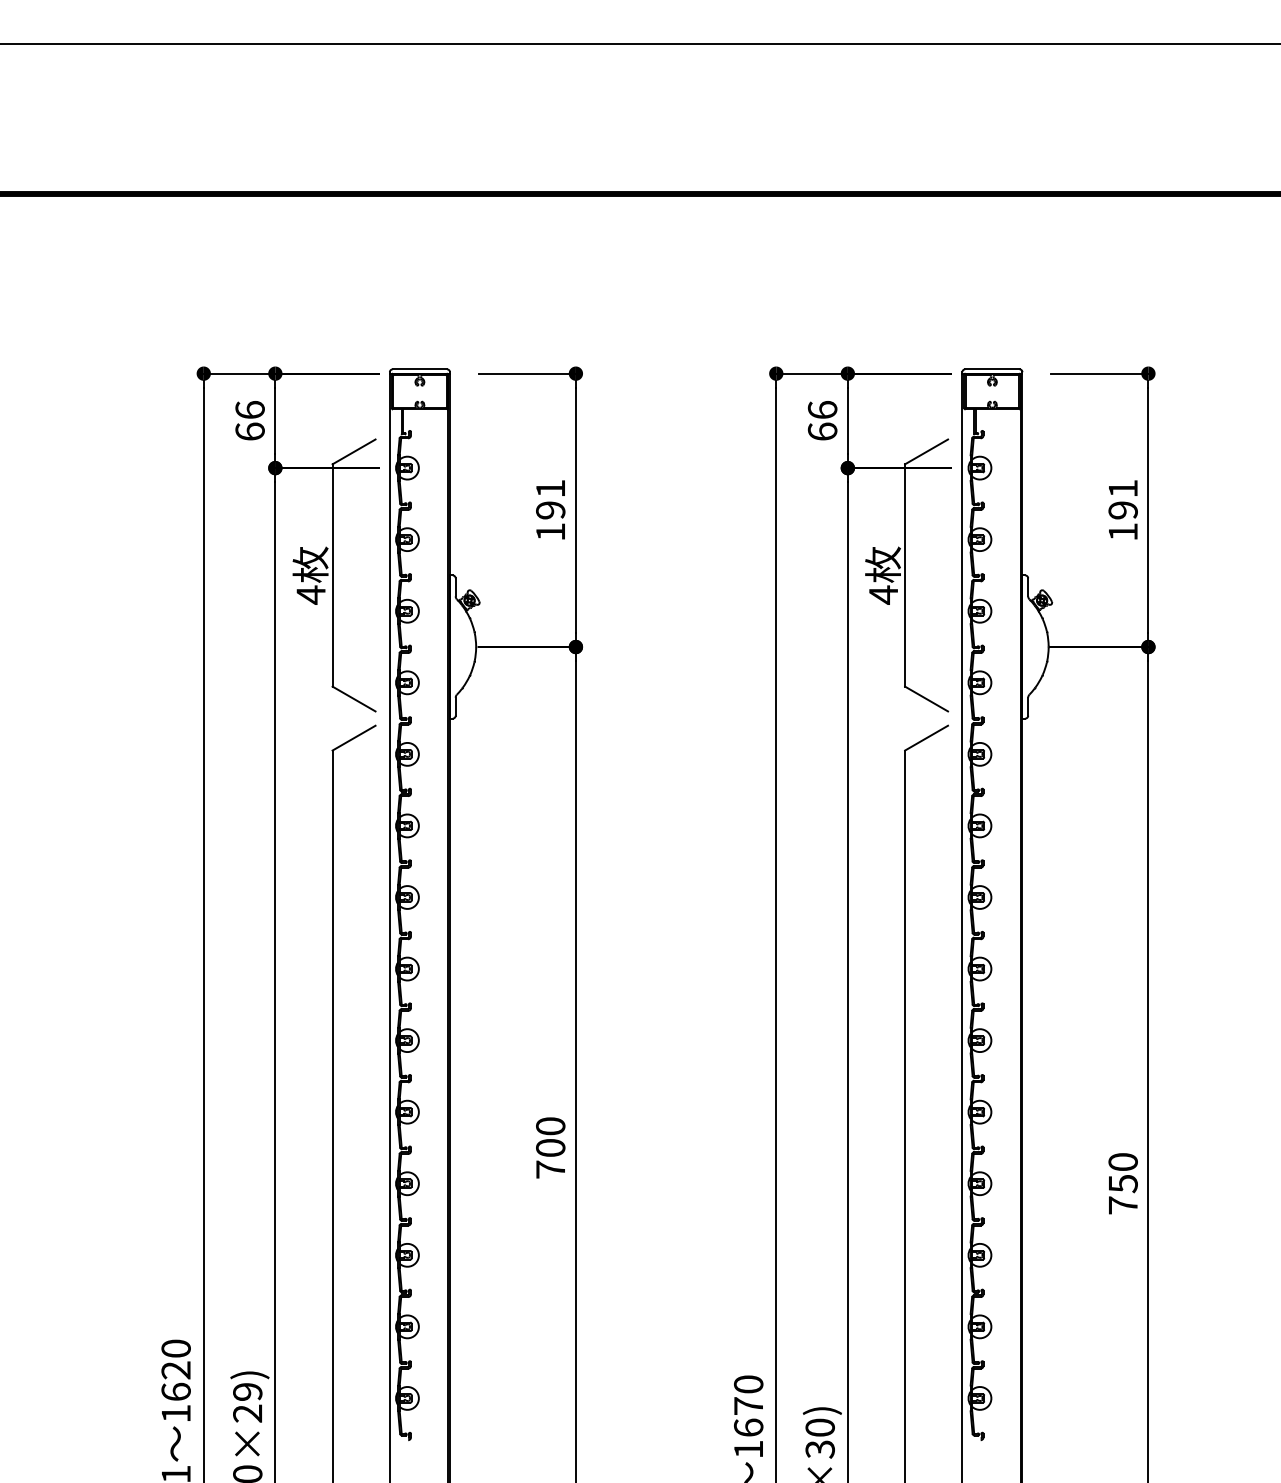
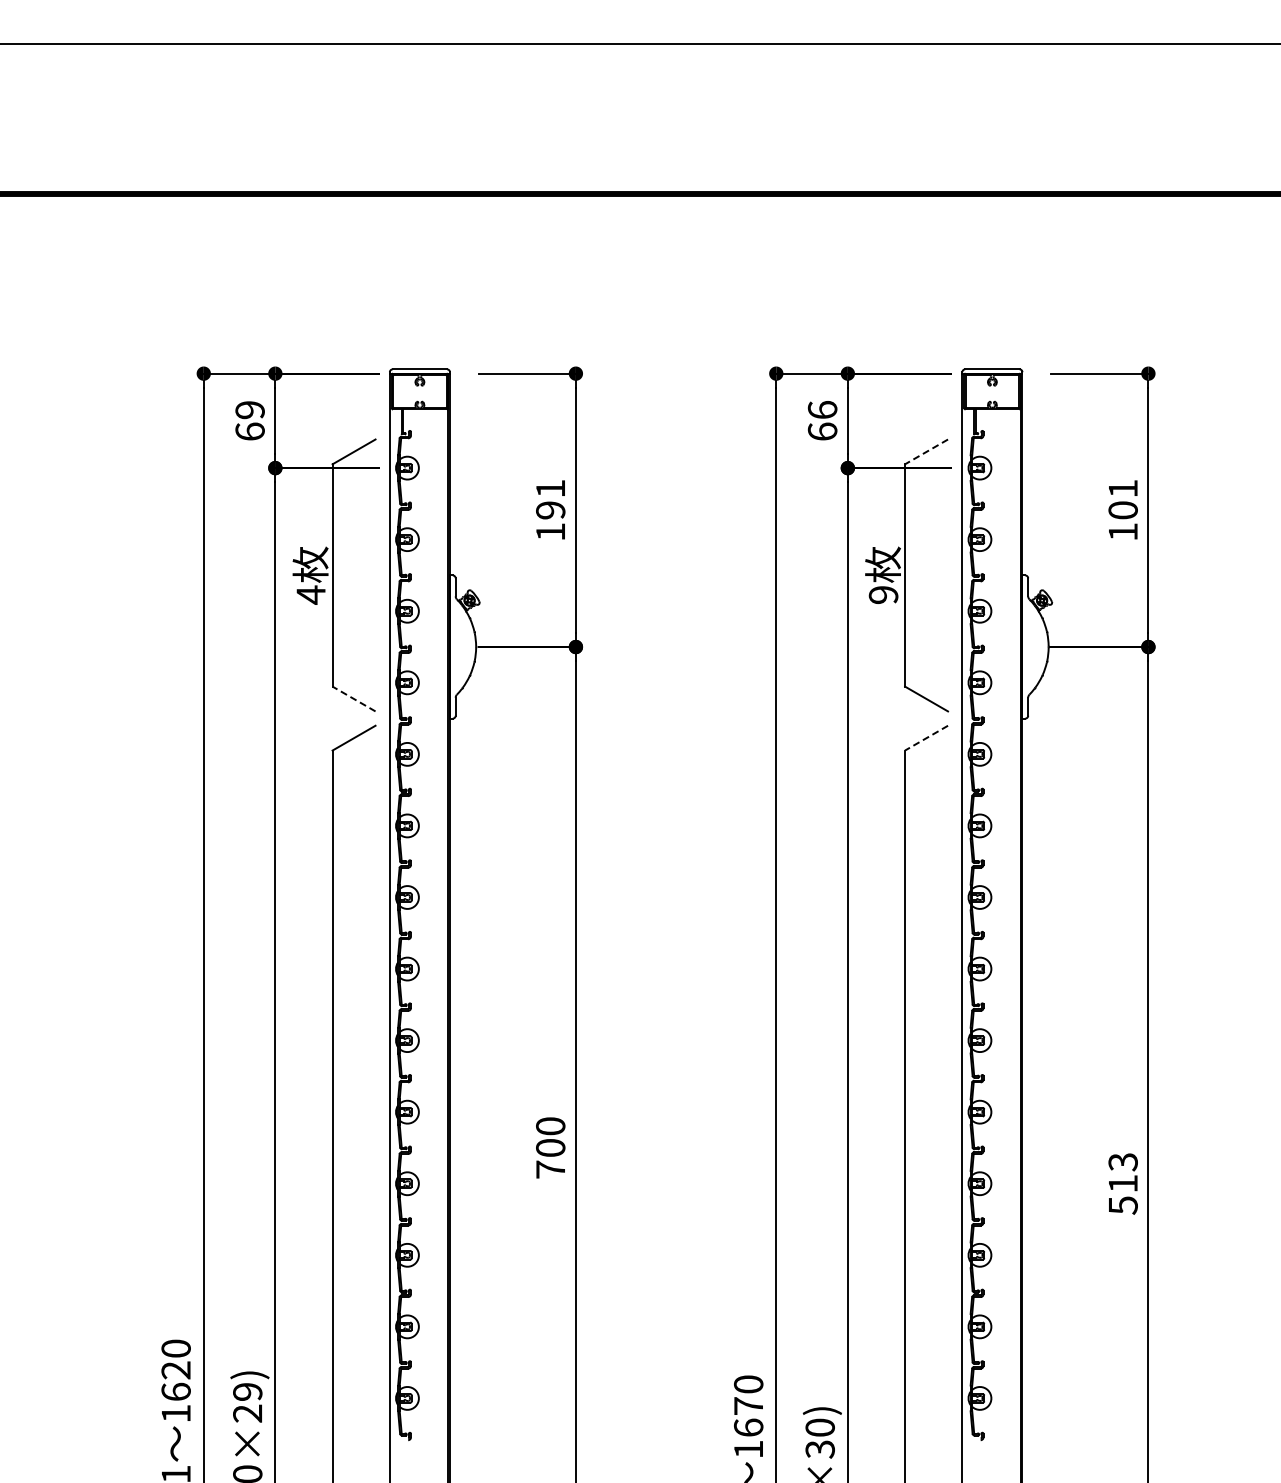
text: 66 -> 69 (249, 410)
line: solid -> dashed (926, 451)
text: 191 -> 101 (1122, 510)
text: 4 -> 9 (883, 594)
line: solid -> dashed (354, 699)
line: solid -> dashed (926, 738)
text: 750 -> 513 (1122, 1183)
